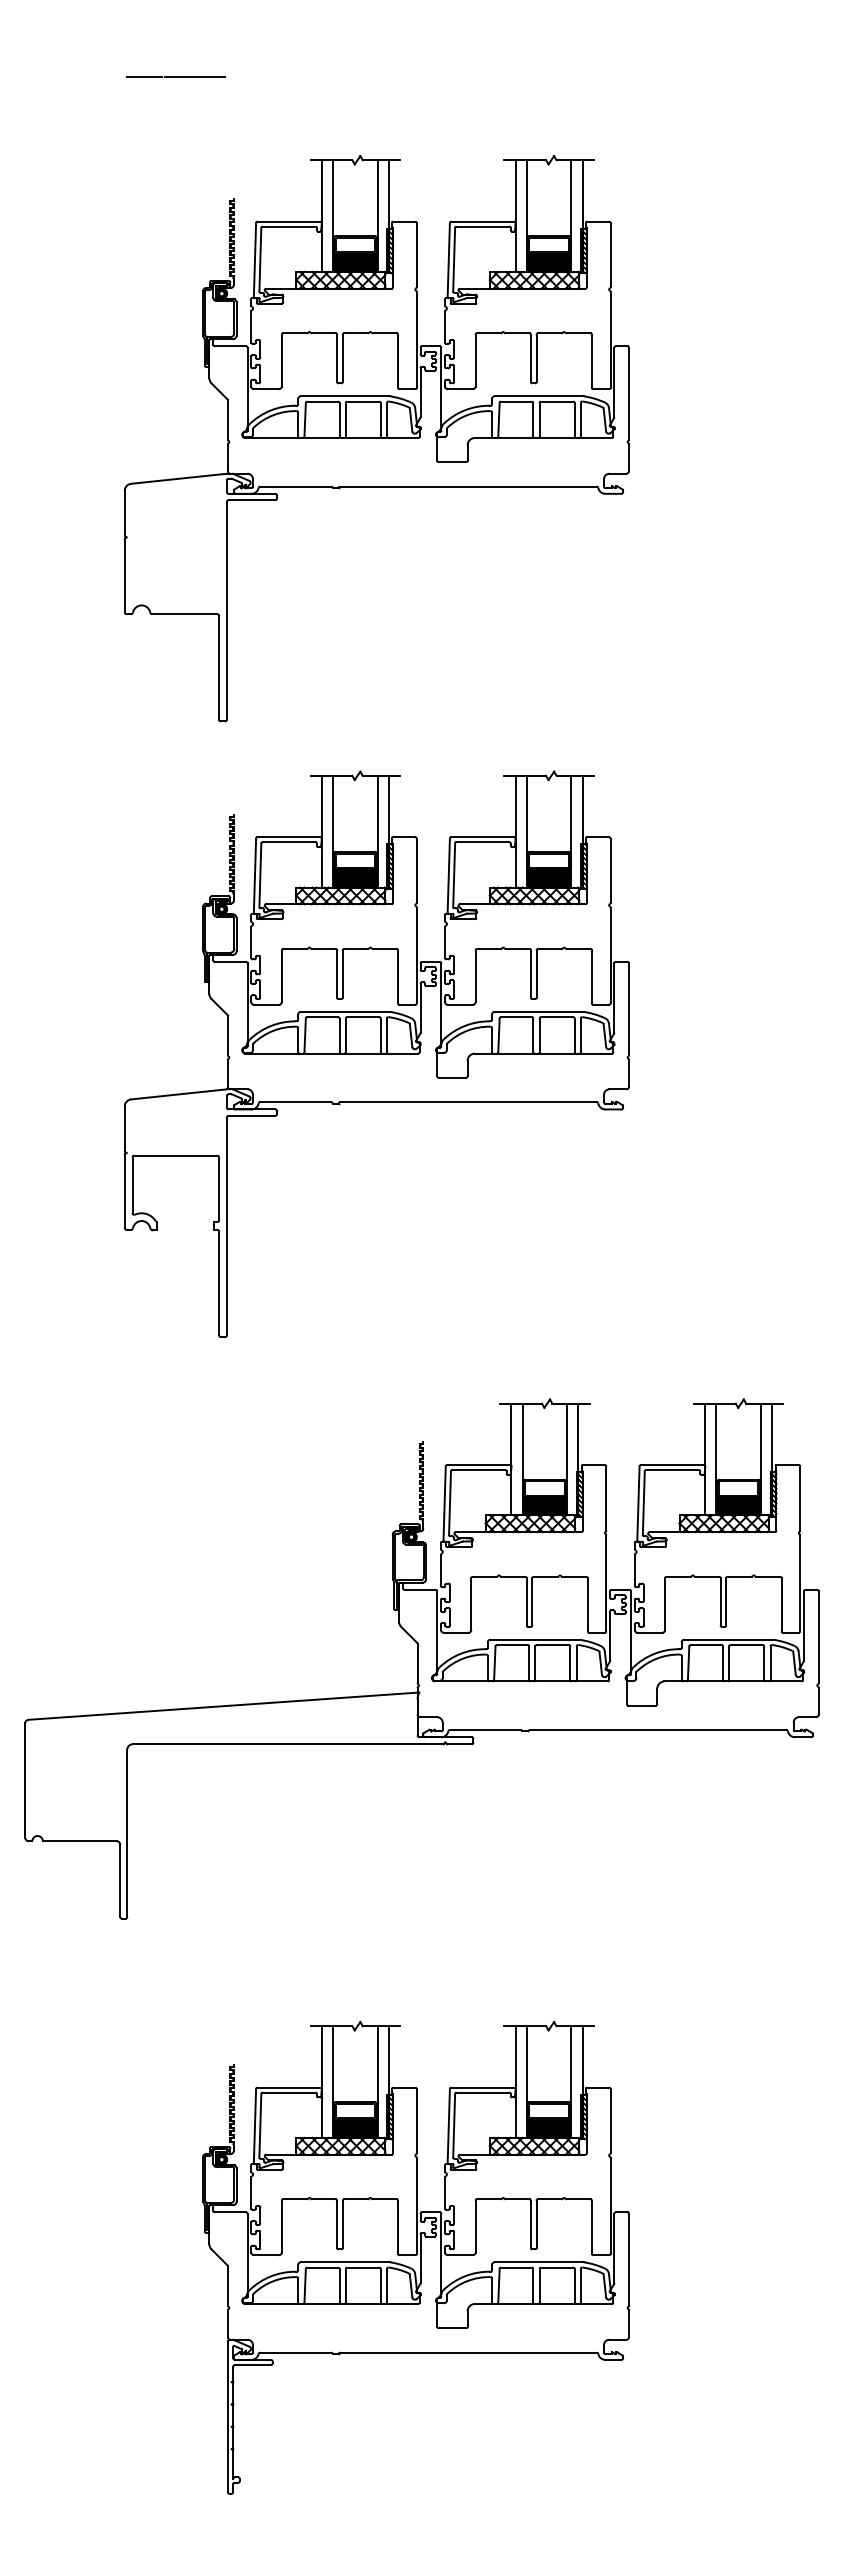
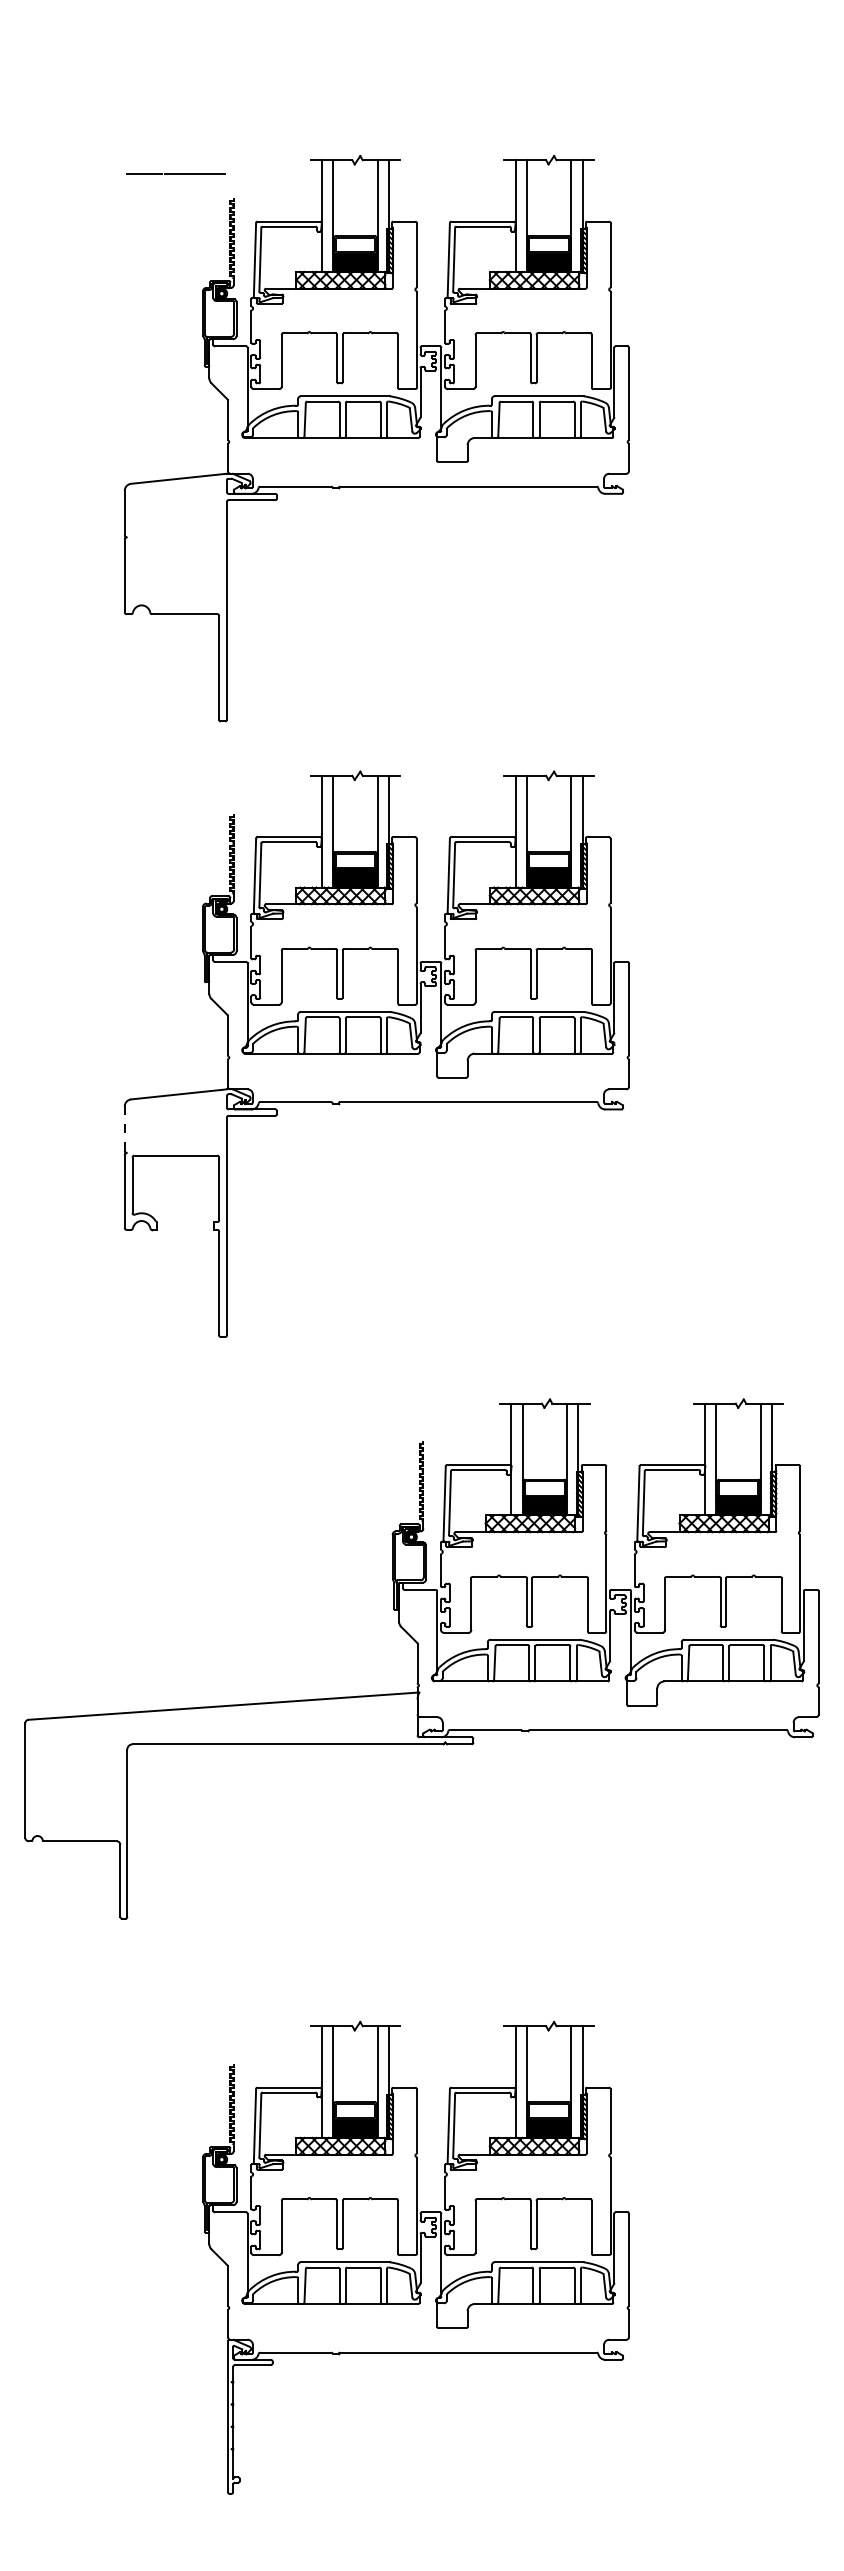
line position: (175, 76) -> (175, 173) (175, 173)
line: solid -> dashed (124, 1128)
